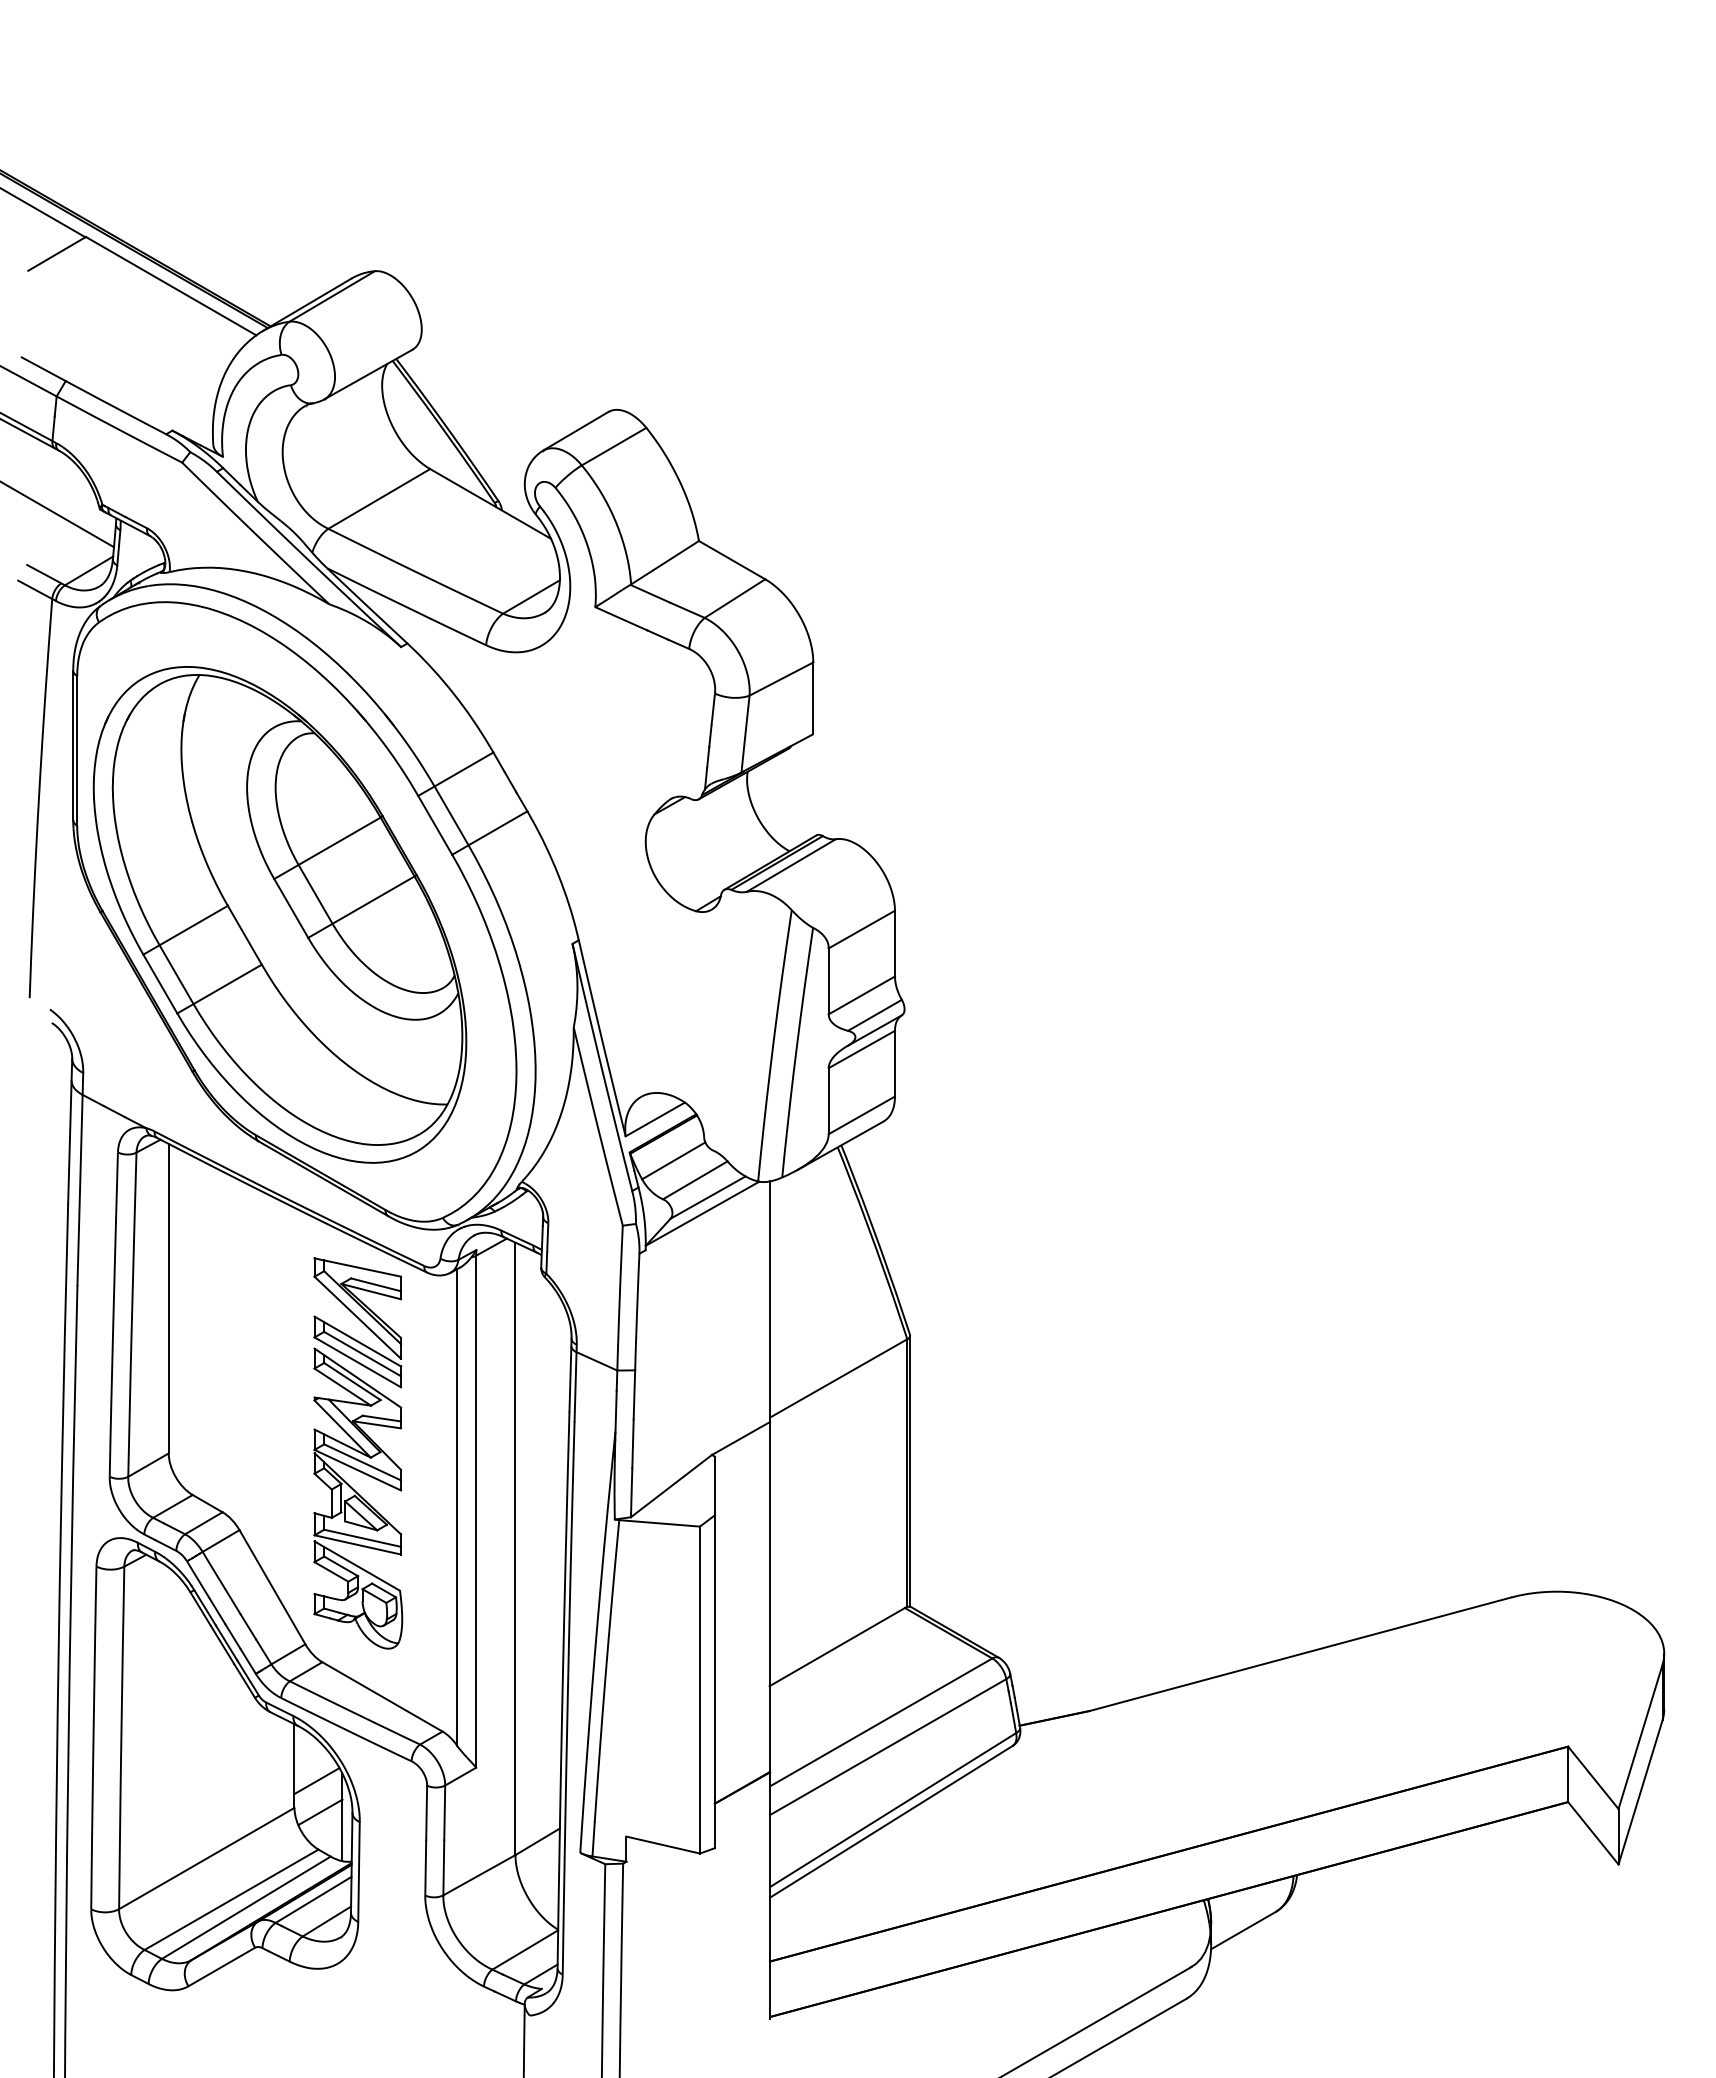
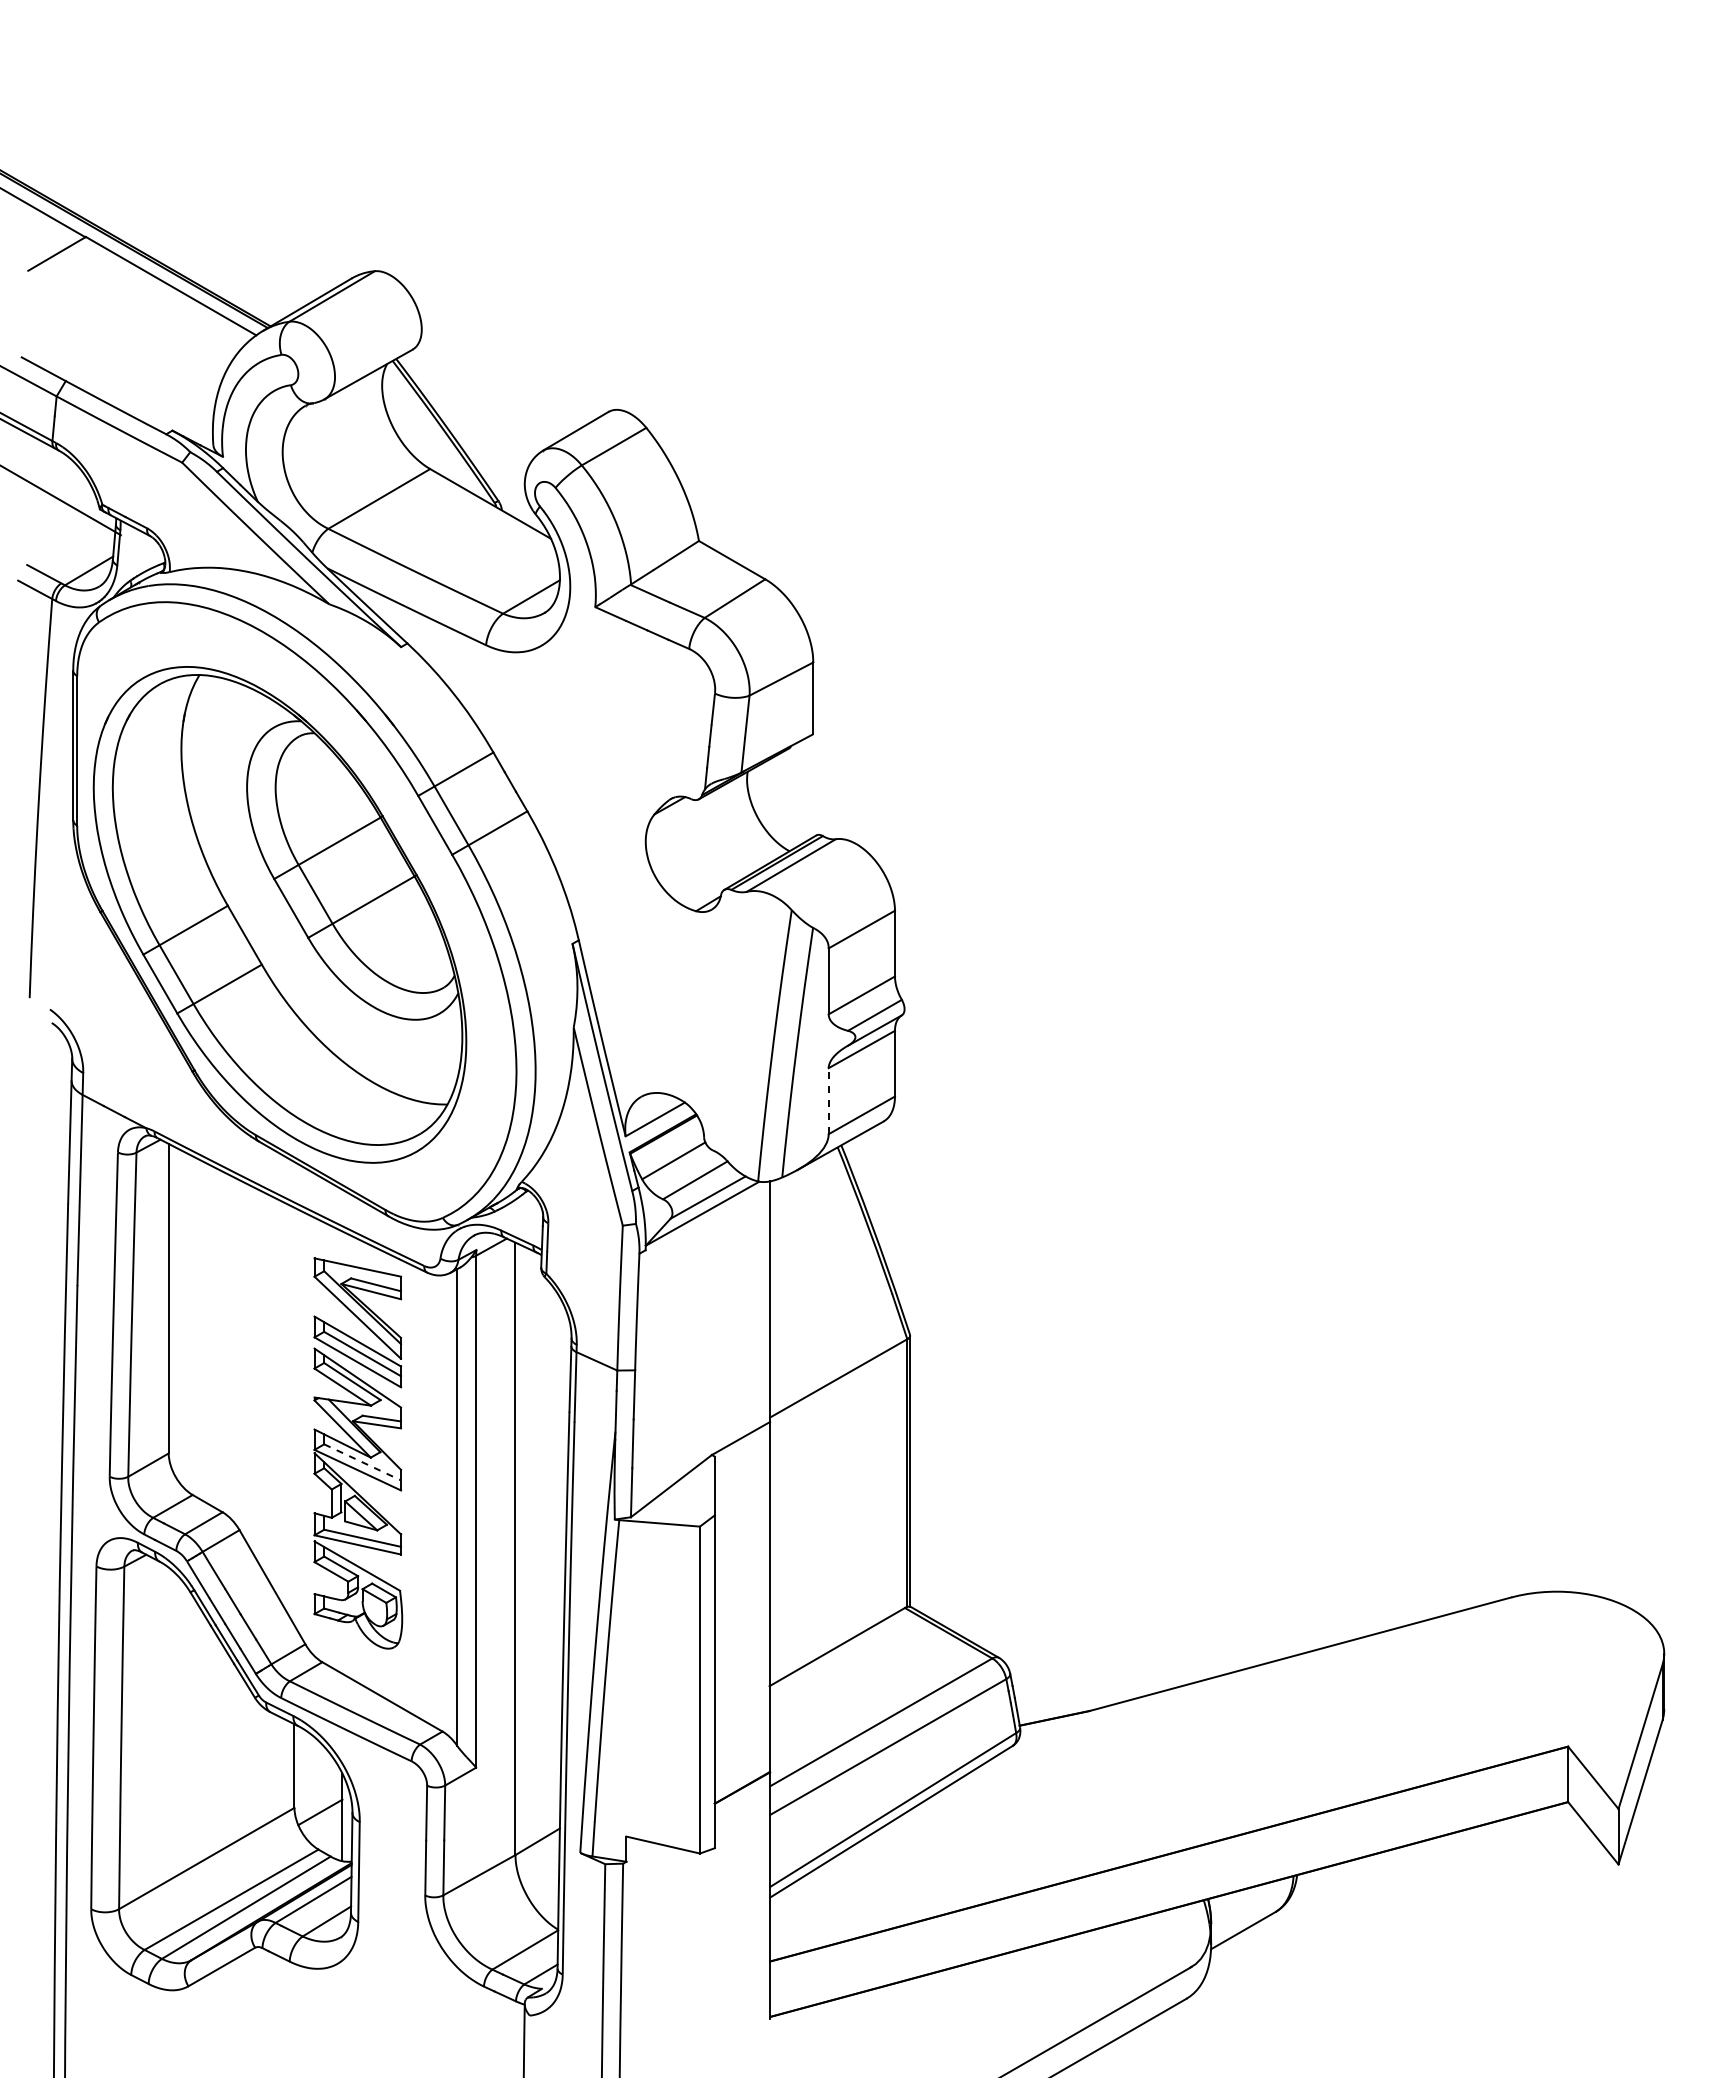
line position: (57, 514) -> (61, 500) (61, 500)
line: solid -> dashed (828, 1100)
line: solid -> dashed (363, 1462)
line: present -> none (316, 1781)
